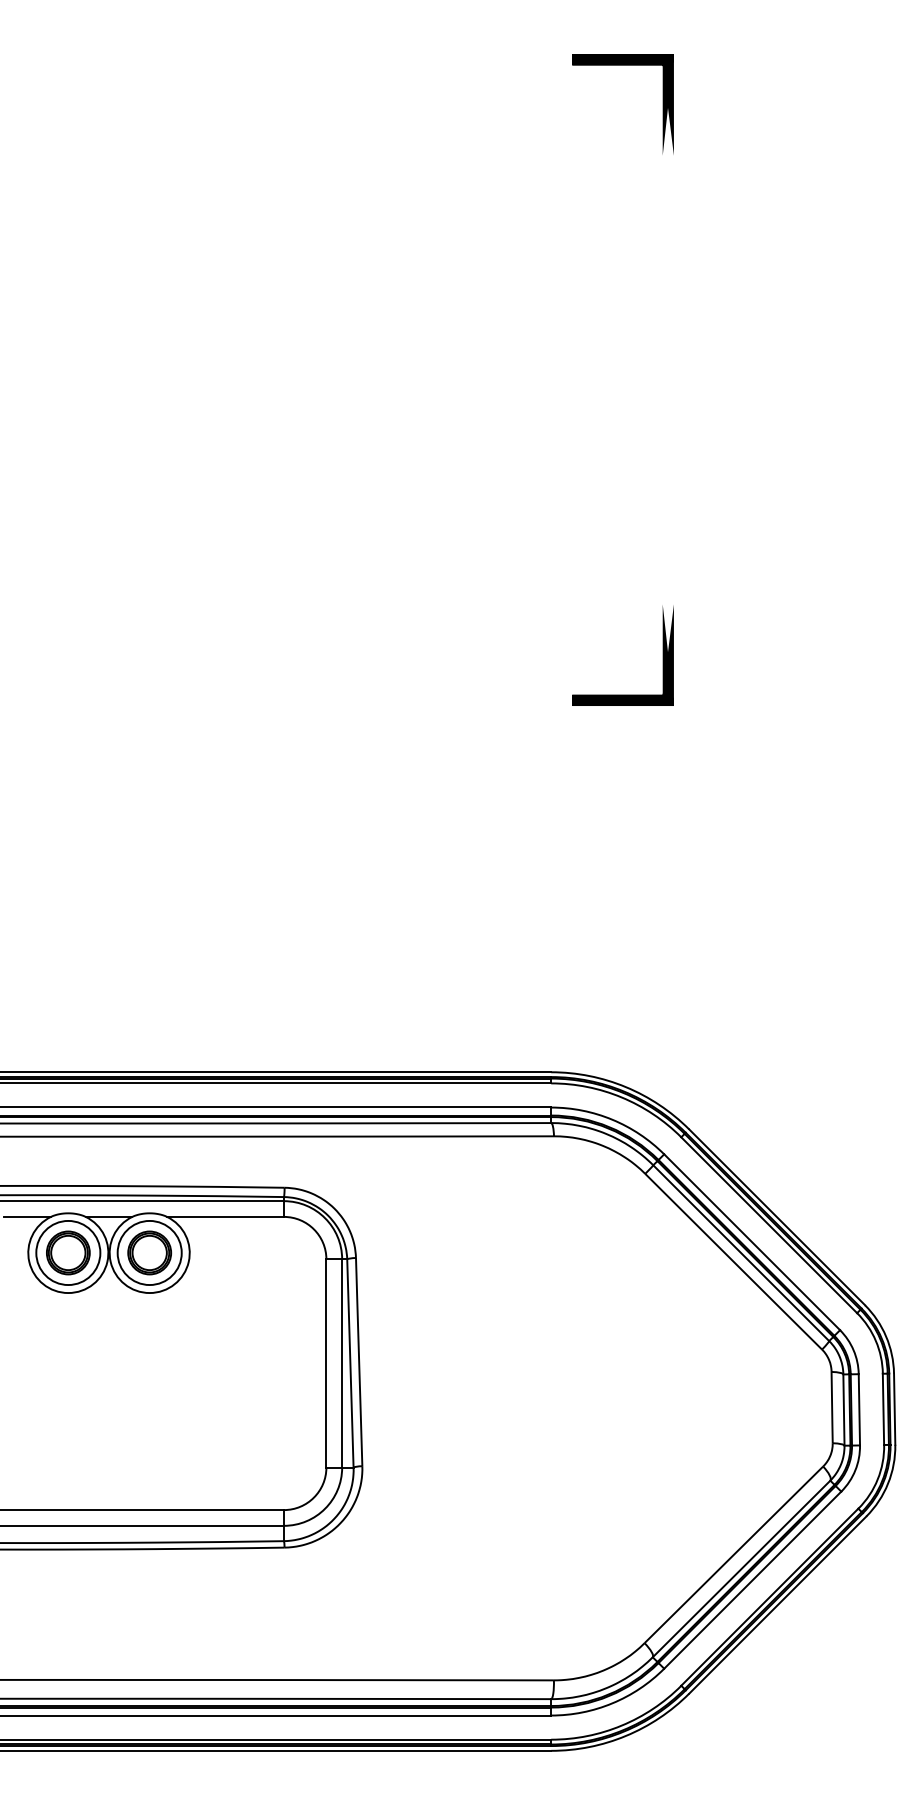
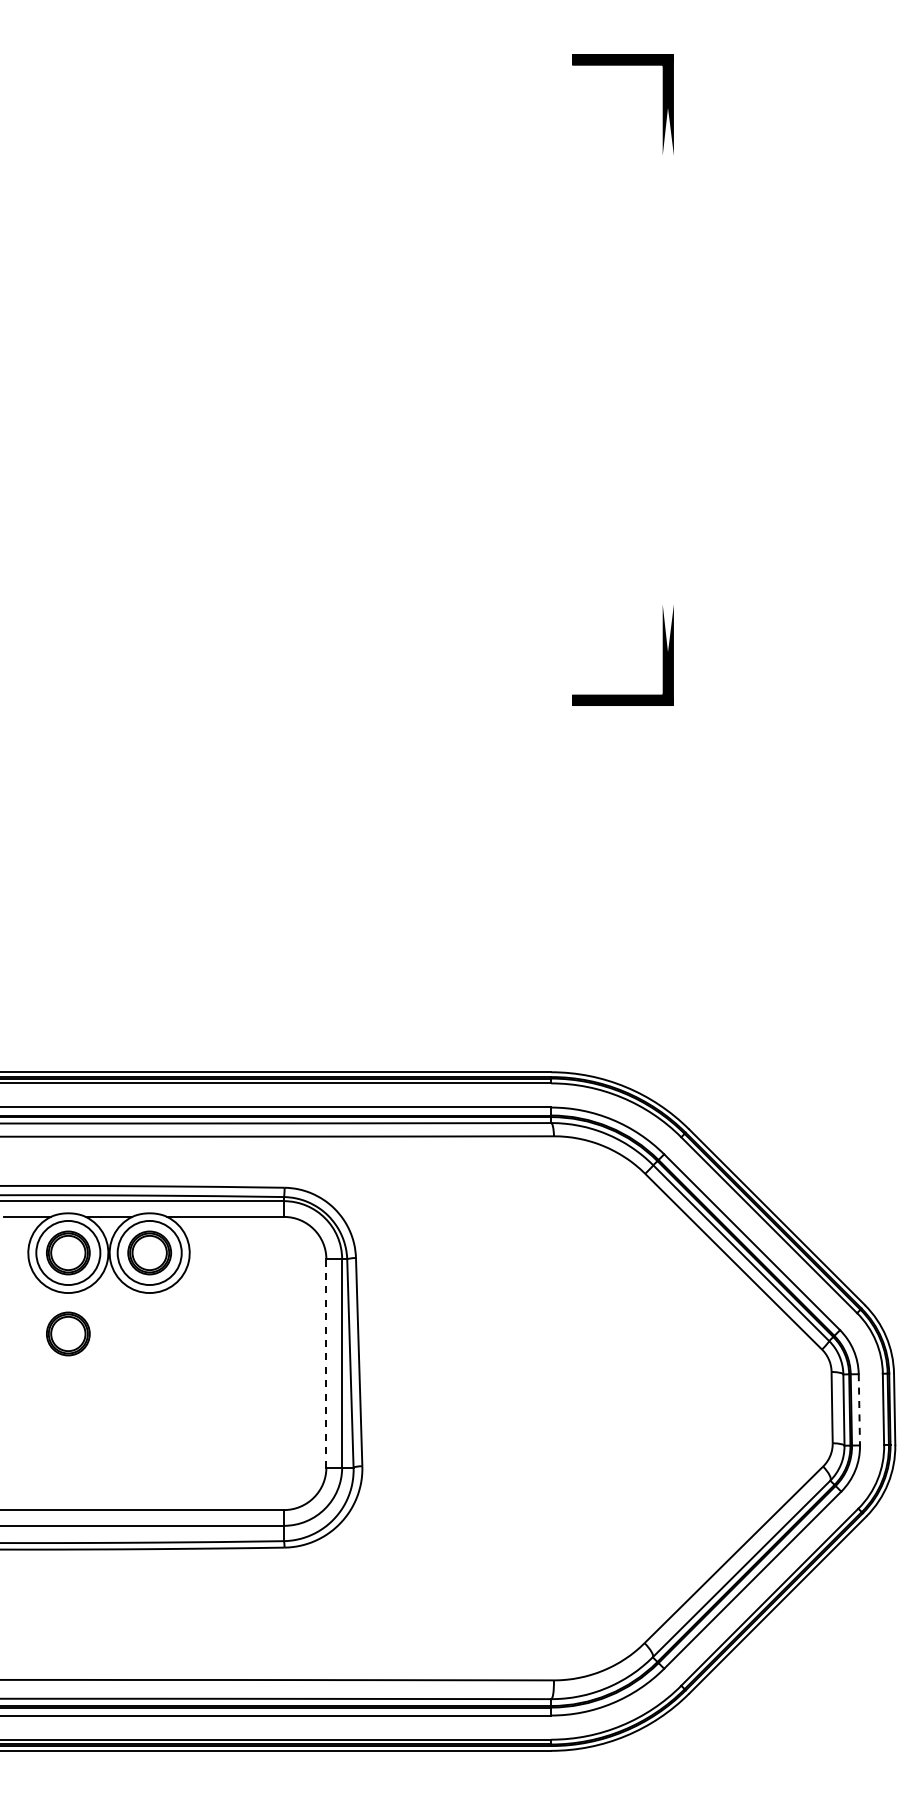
part: none -> present (68, 1333)
line: solid -> dashed (326, 1363)
line: solid -> dashed (859, 1409)
